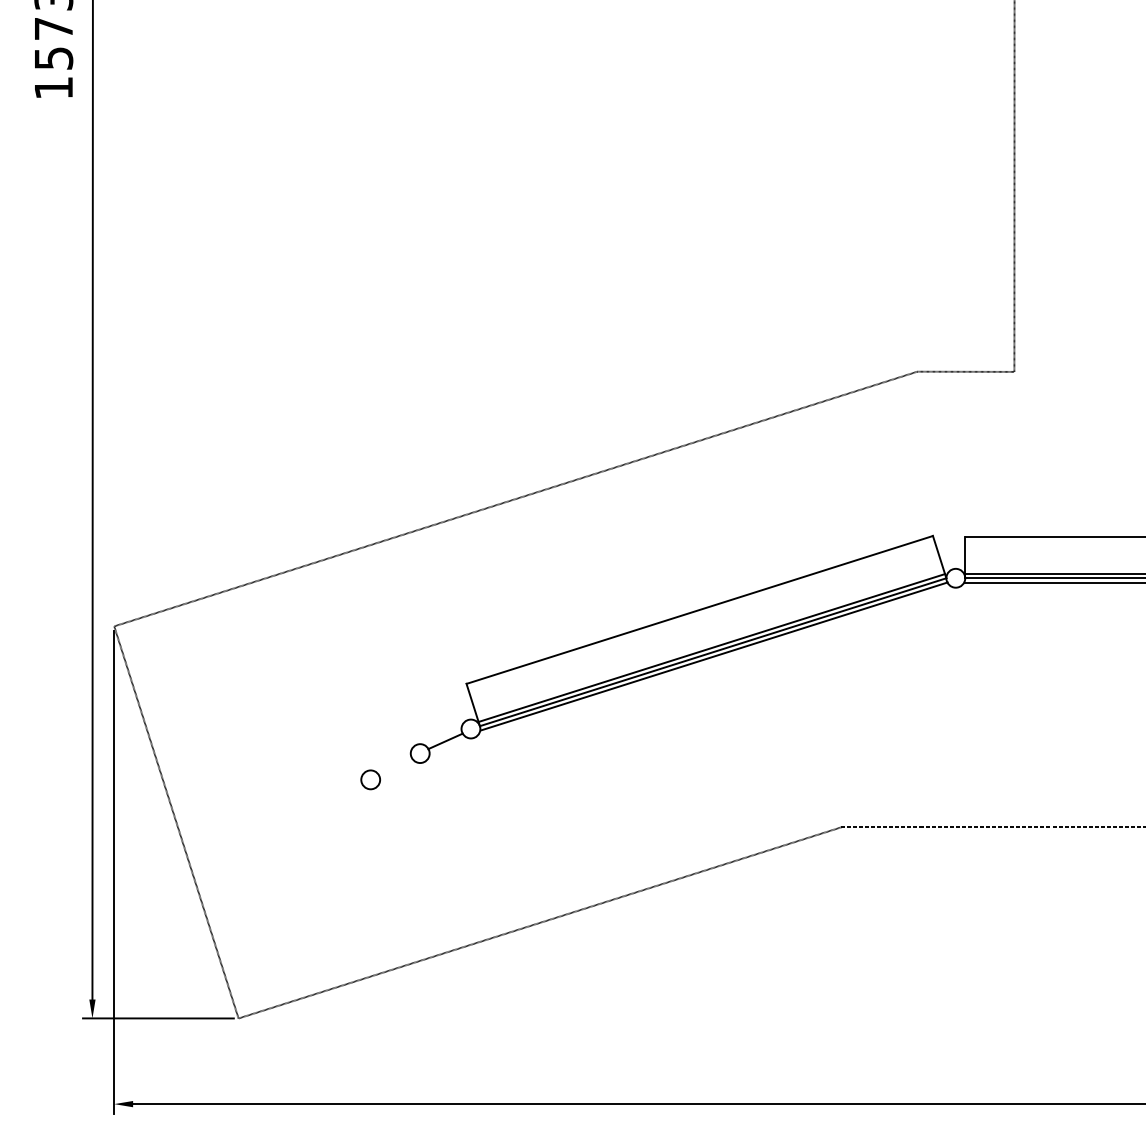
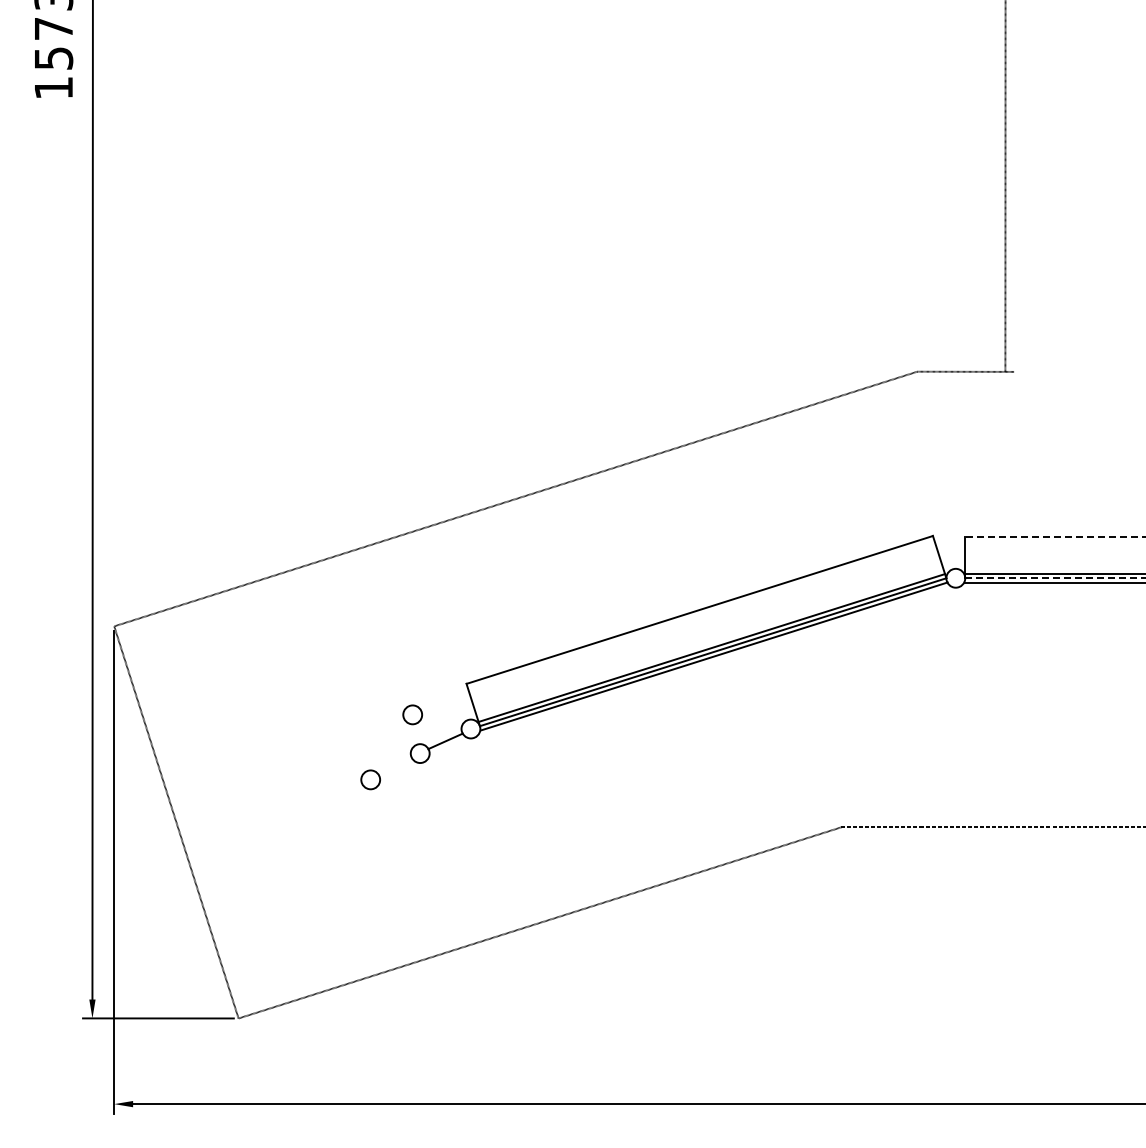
line position: (1014, 186) -> (1005, 186) (1005, 186)
line: solid -> dashed (1055, 537)
line: solid -> dashed (1055, 578)
circle: none -> present (412, 714)
